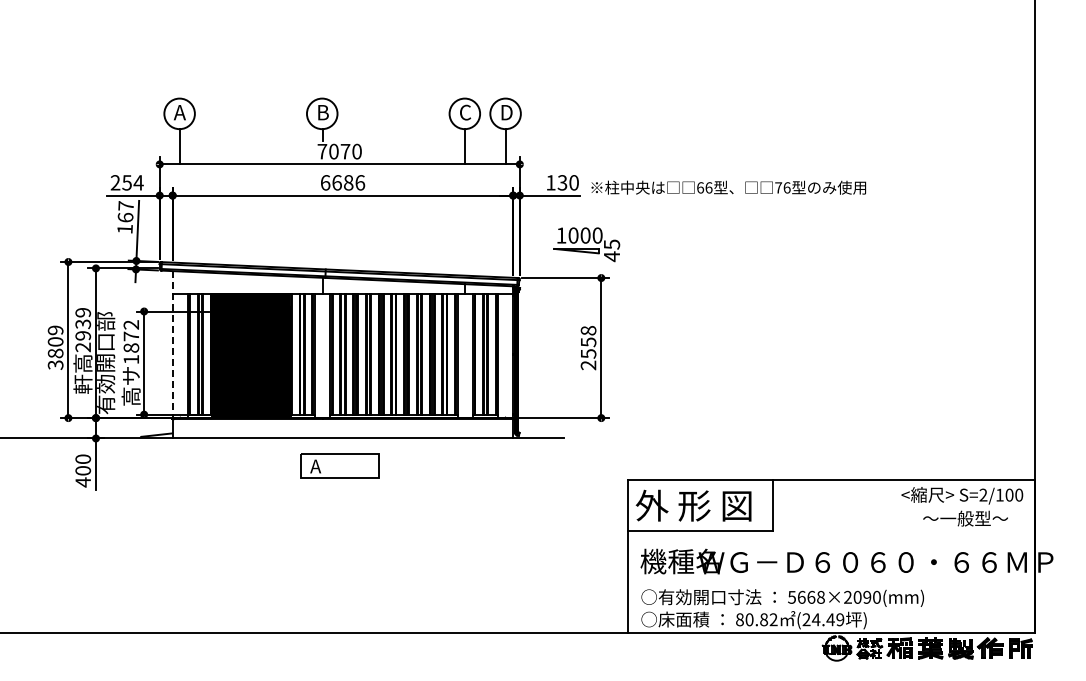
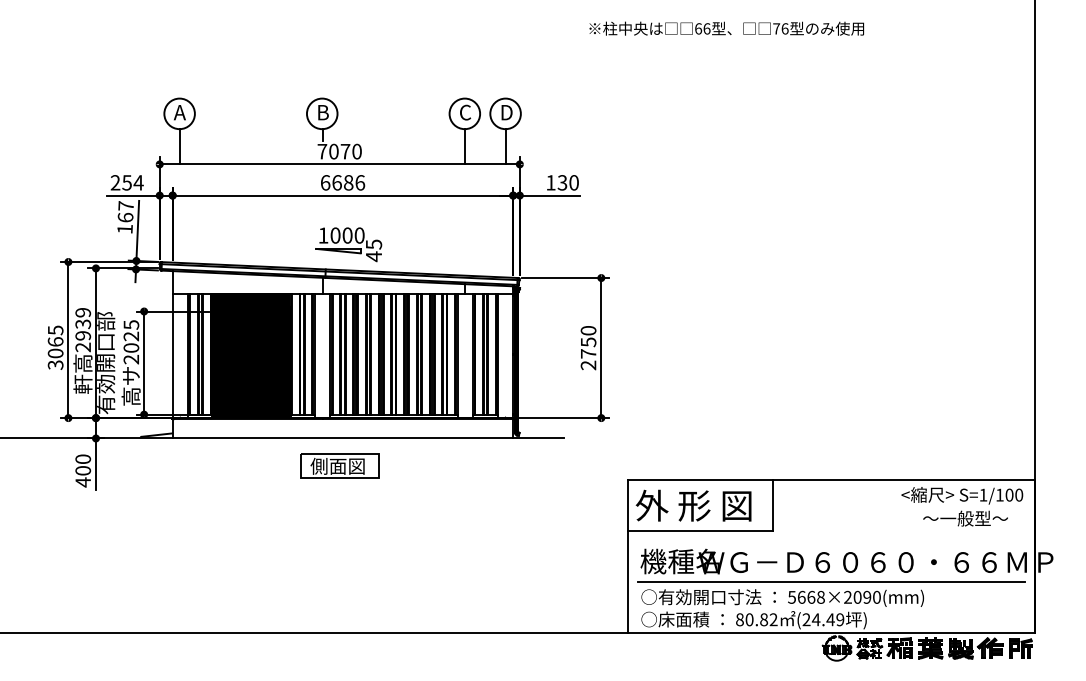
text position: (728, 187) -> (726, 28) (726, 28)
part position: (586, 244) -> (348, 244) (348, 244)
text: 3809 -> 3065 (55, 341)
text: 1872 -> 2025 (131, 342)
text: 2558 -> 2750 (588, 342)
line: dashed -> solid (172, 345)
text: A -> 側面図 (337, 465)
text: S=2/100 -> S=1/100 (983, 494)
line: none -> present (830, 581)
